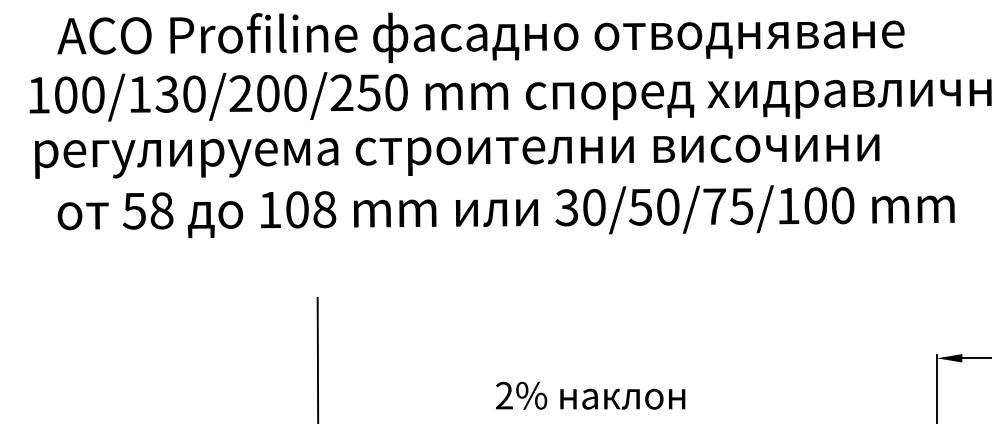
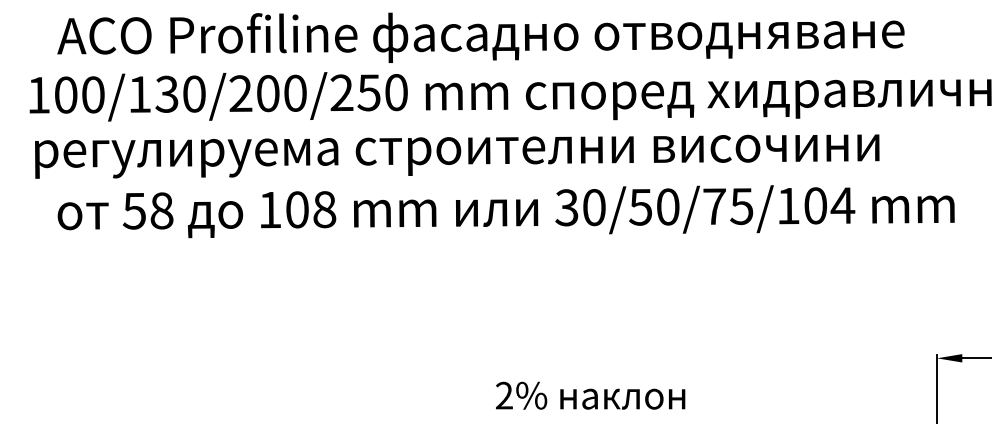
text: 30/50/75/100 -> 30/50/75/104 (842, 205)
line: present -> none (317, 358)
